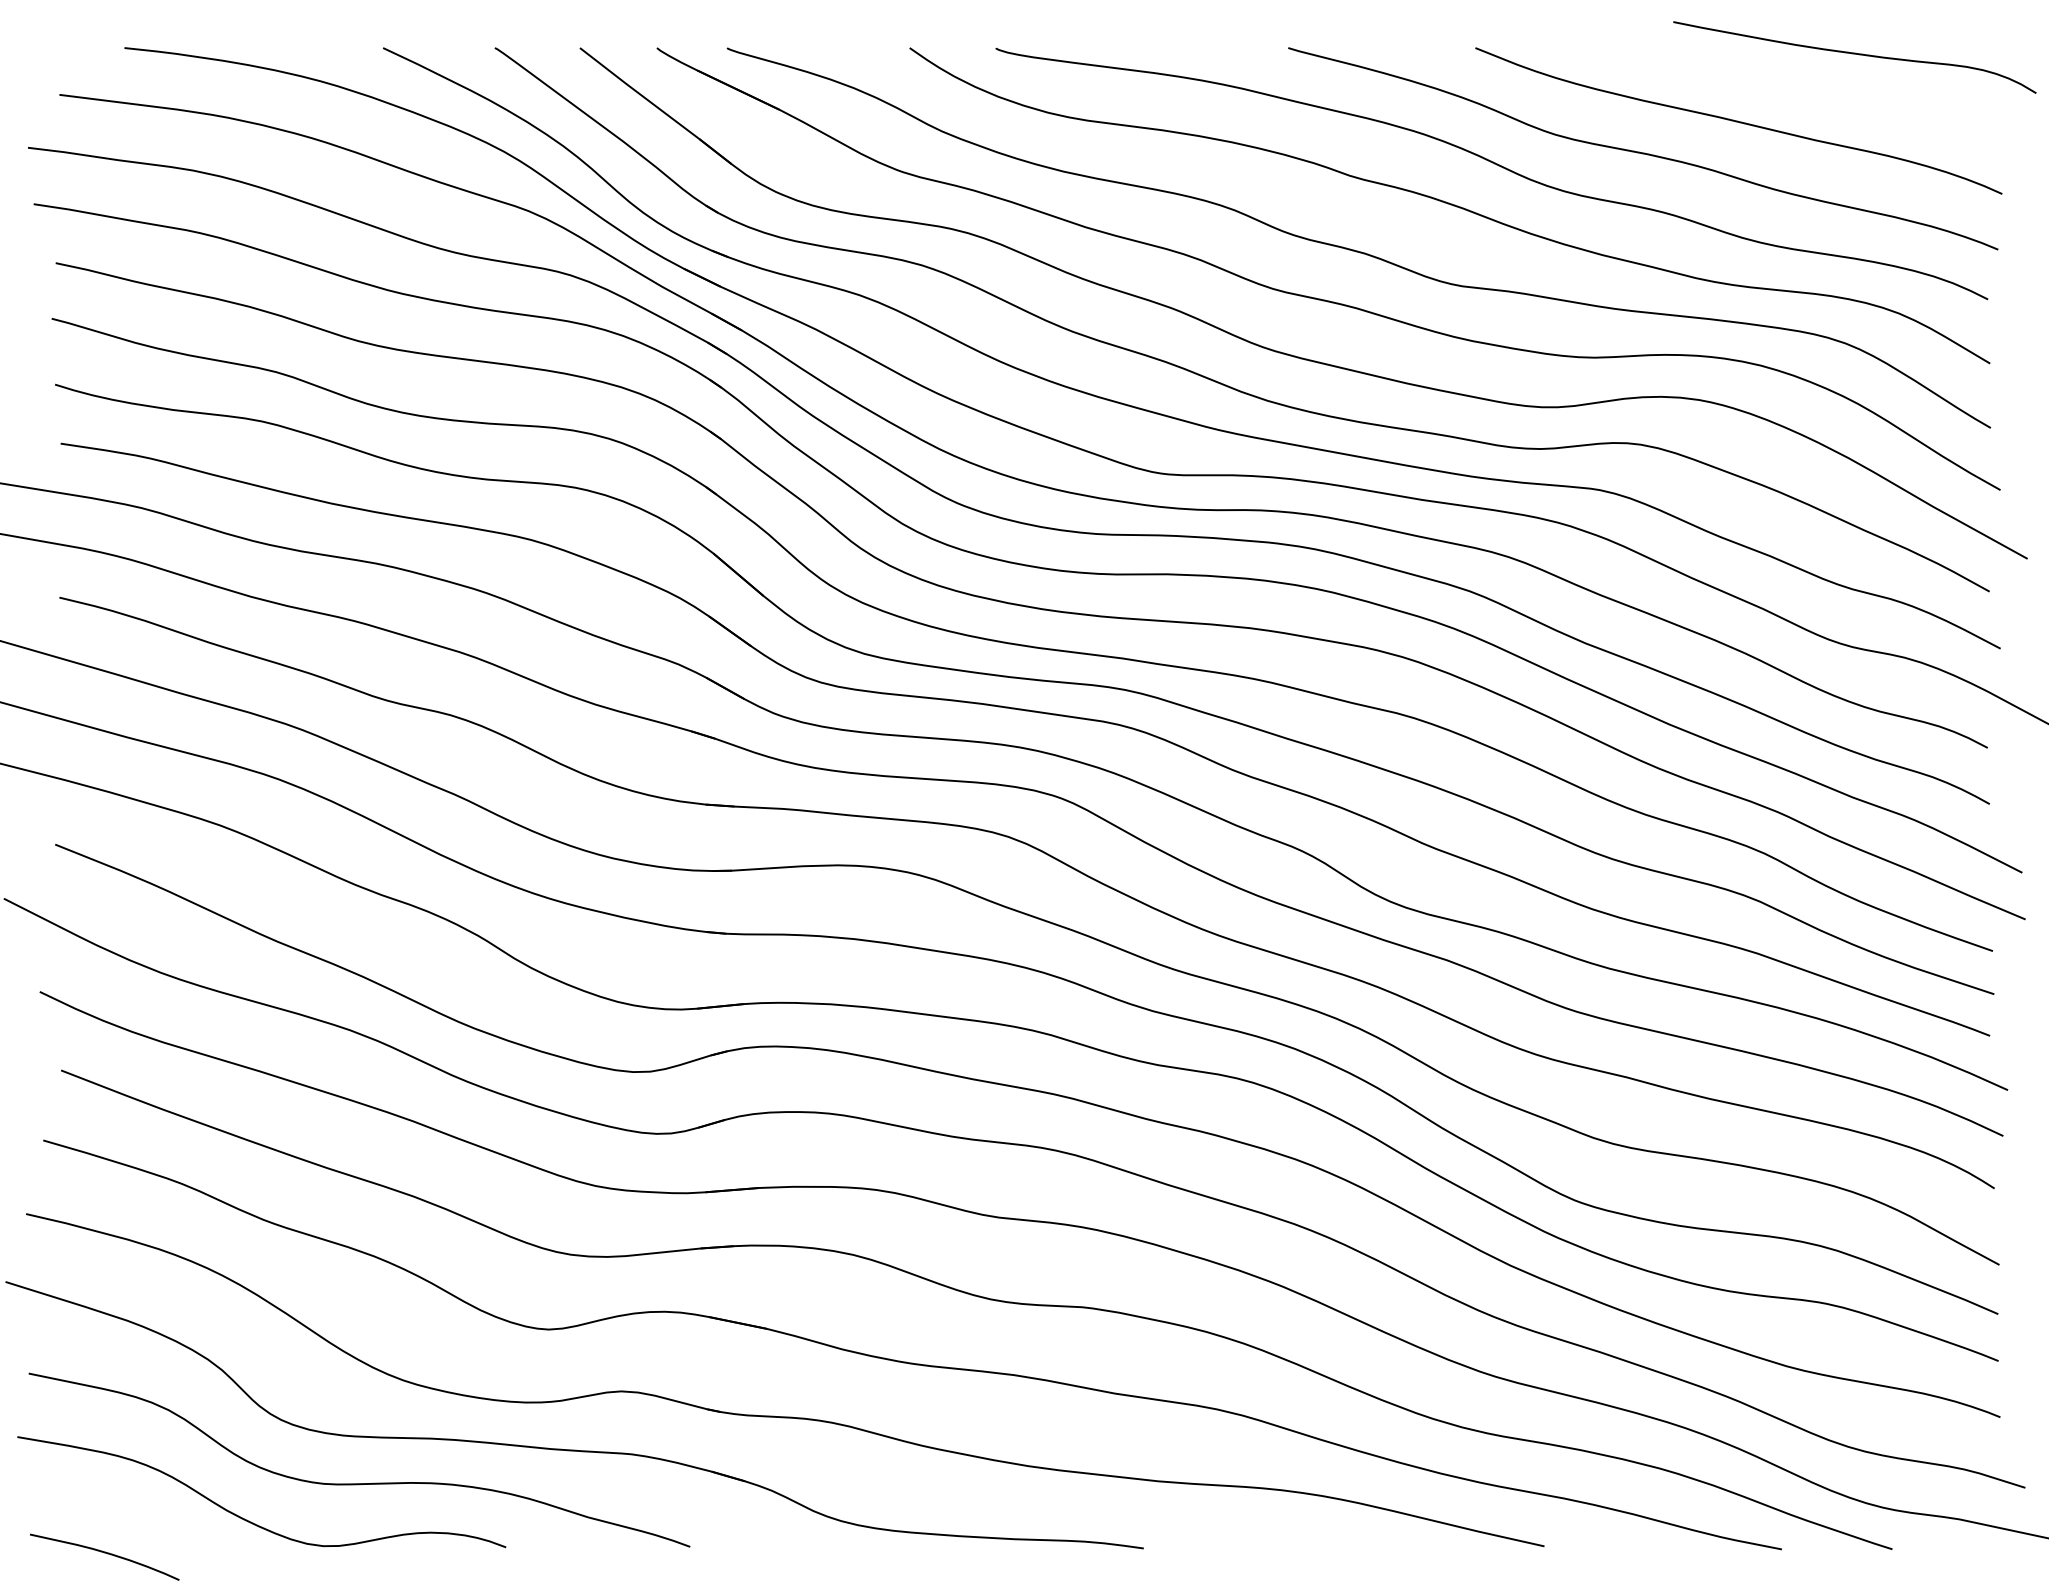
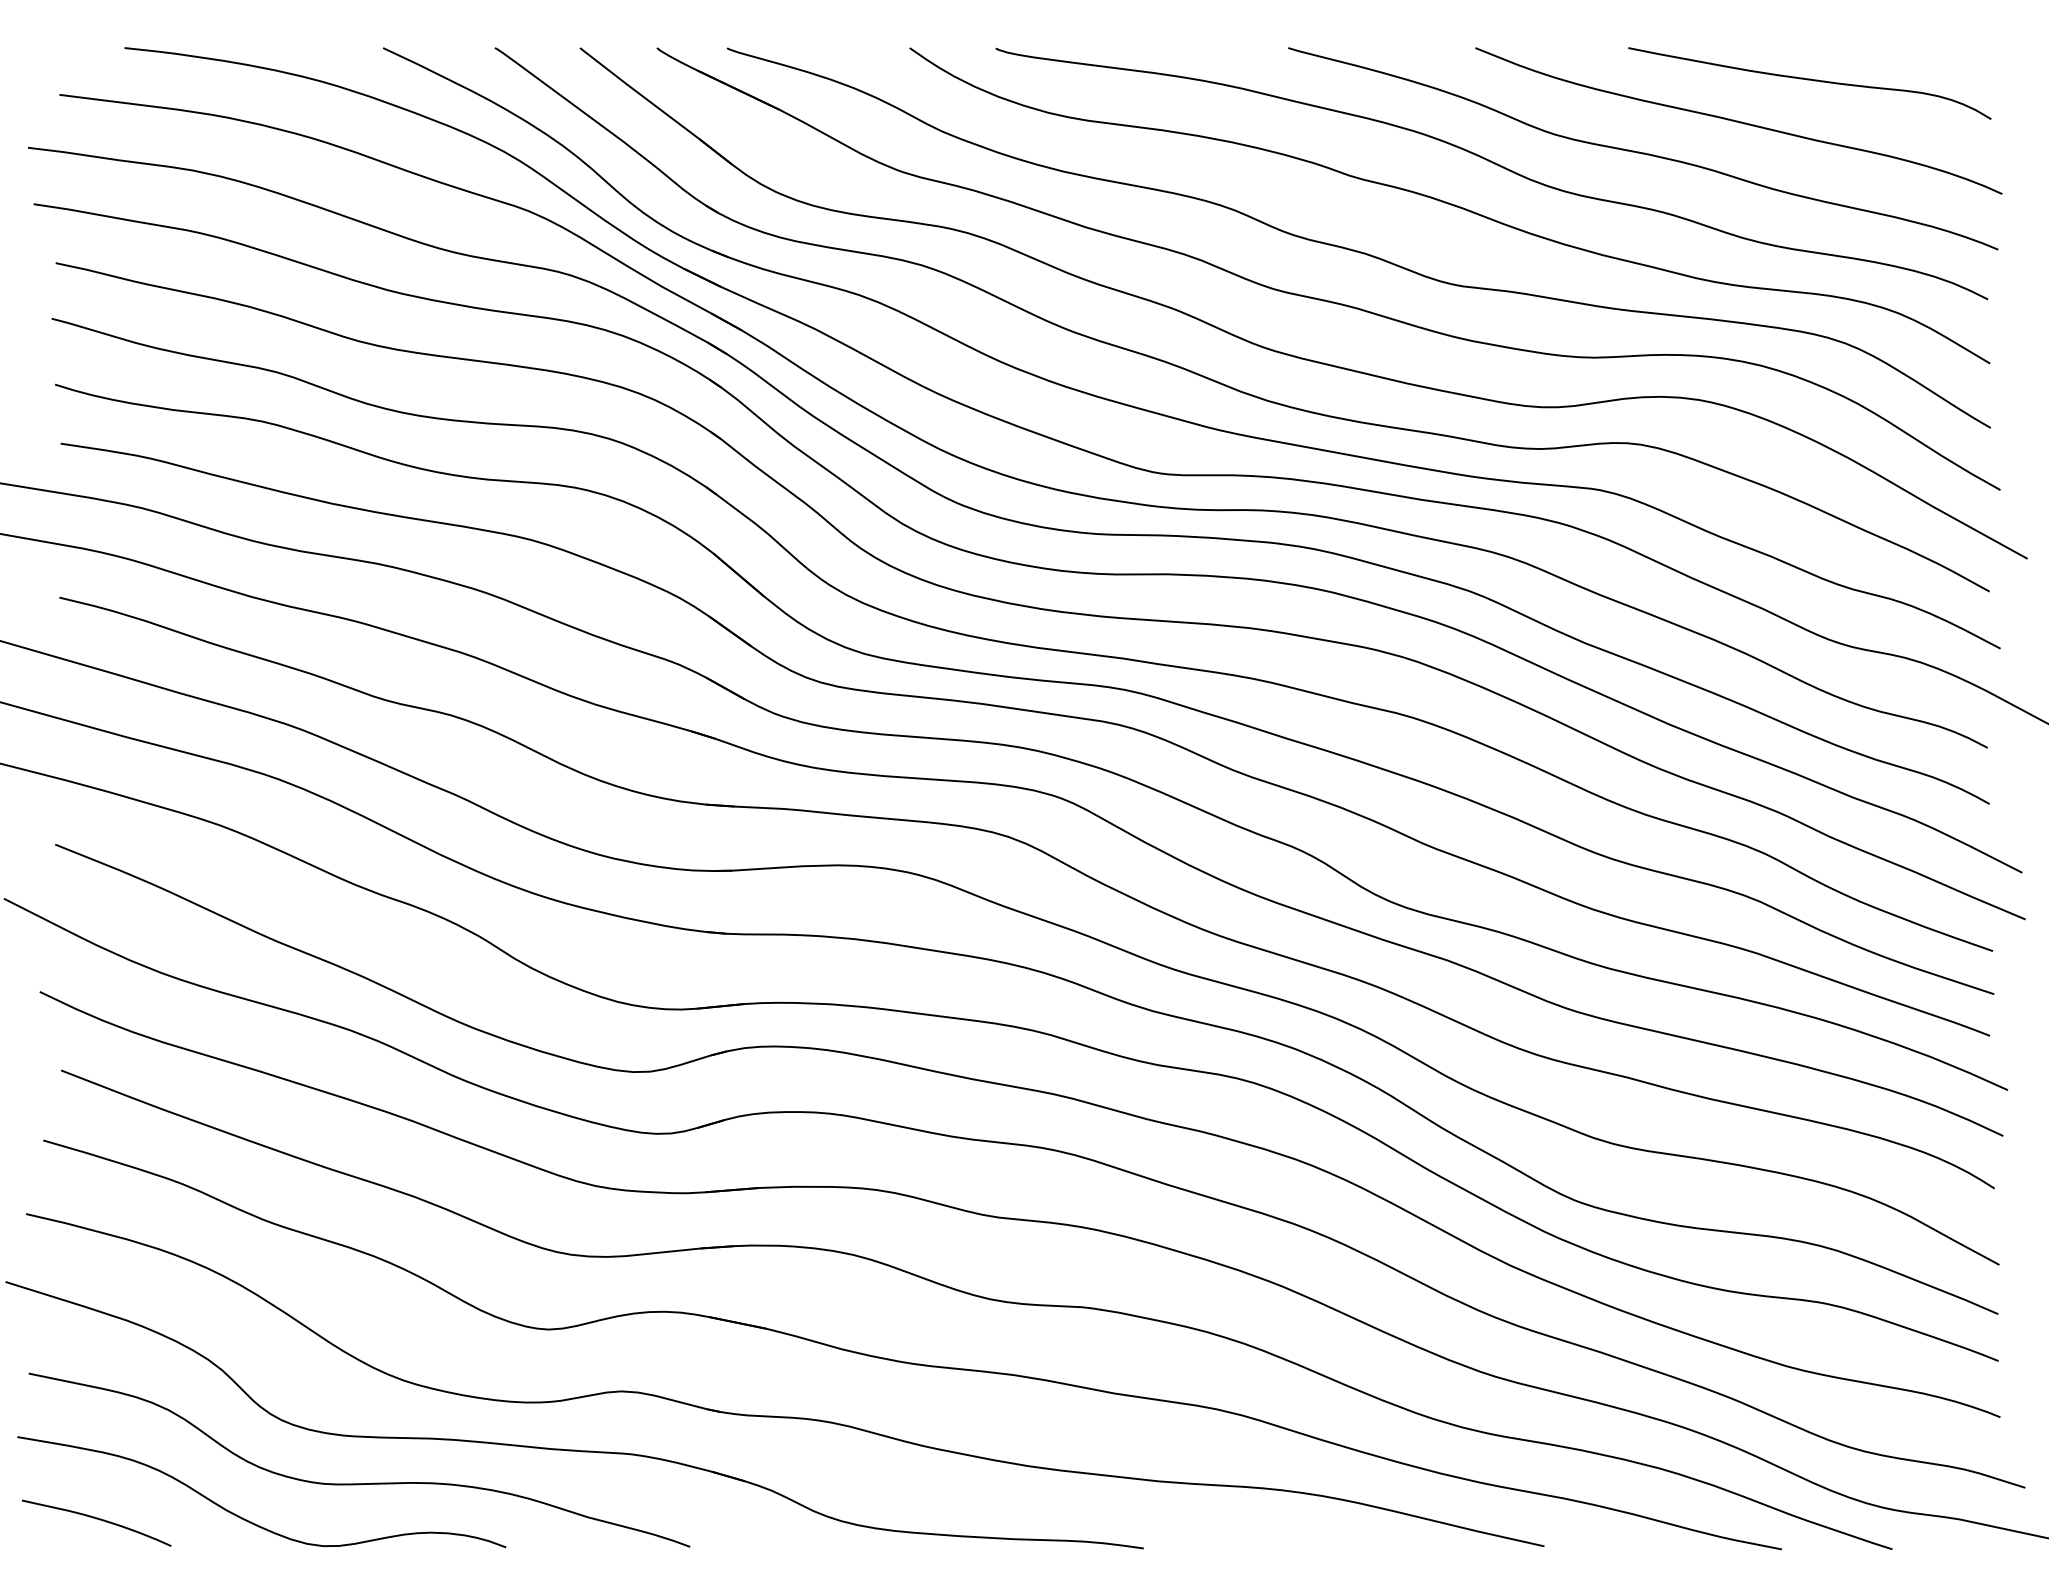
curve position: (1854, 54) -> (1809, 80) (1809, 80)
curve position: (104, 1553) -> (96, 1519) (96, 1519)
